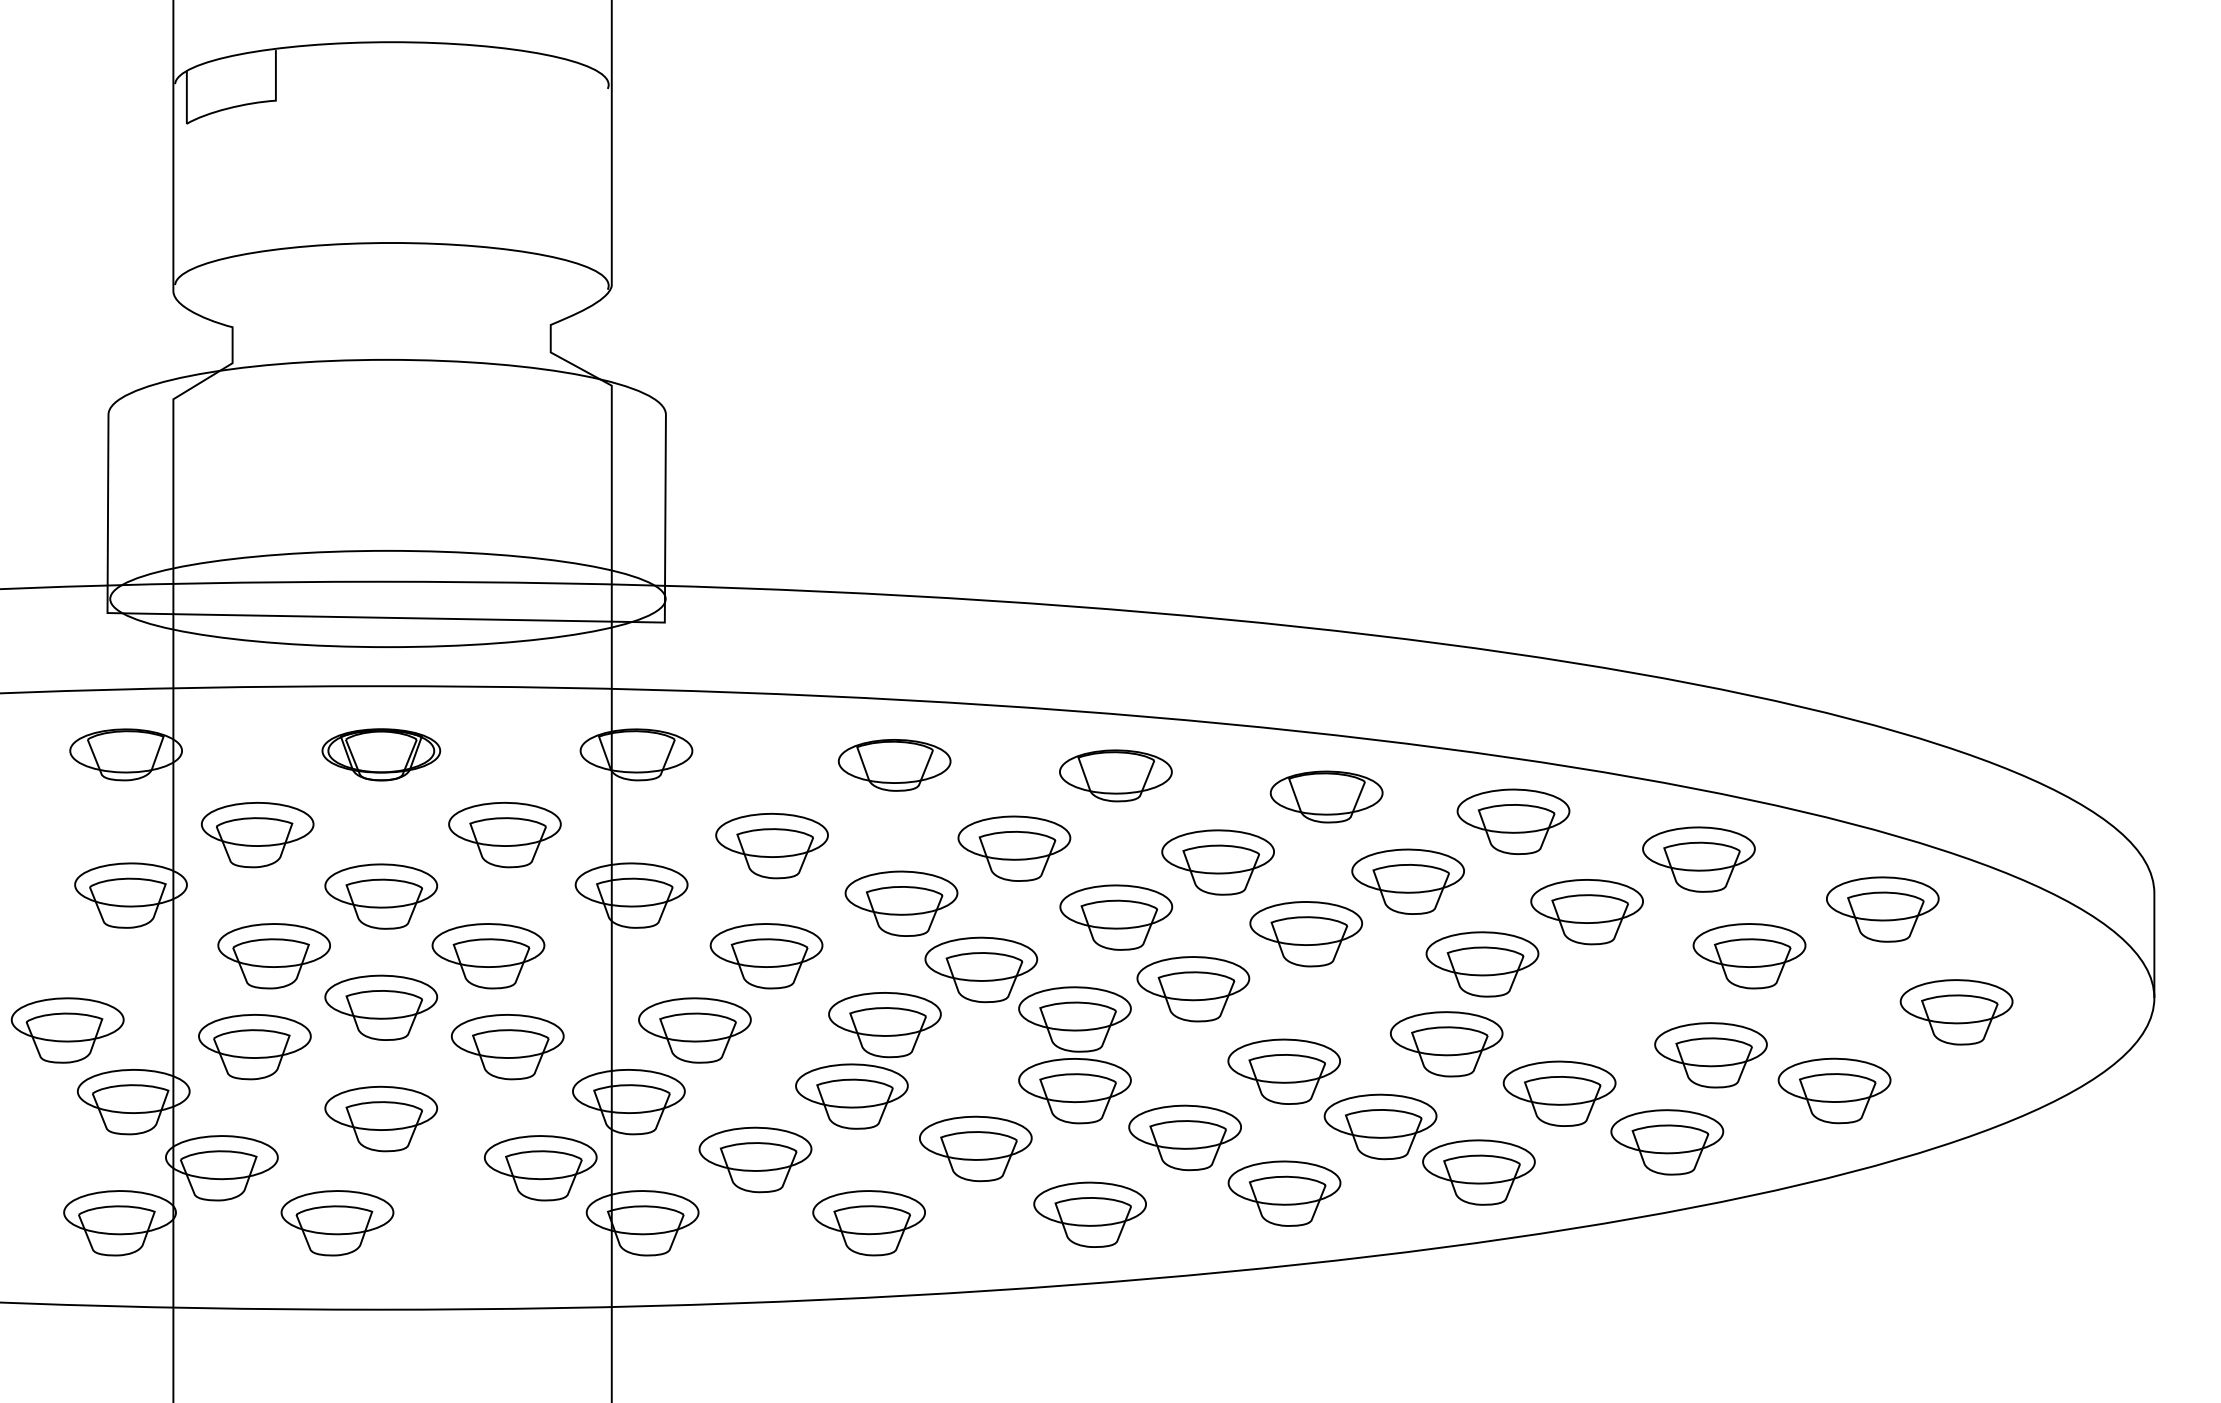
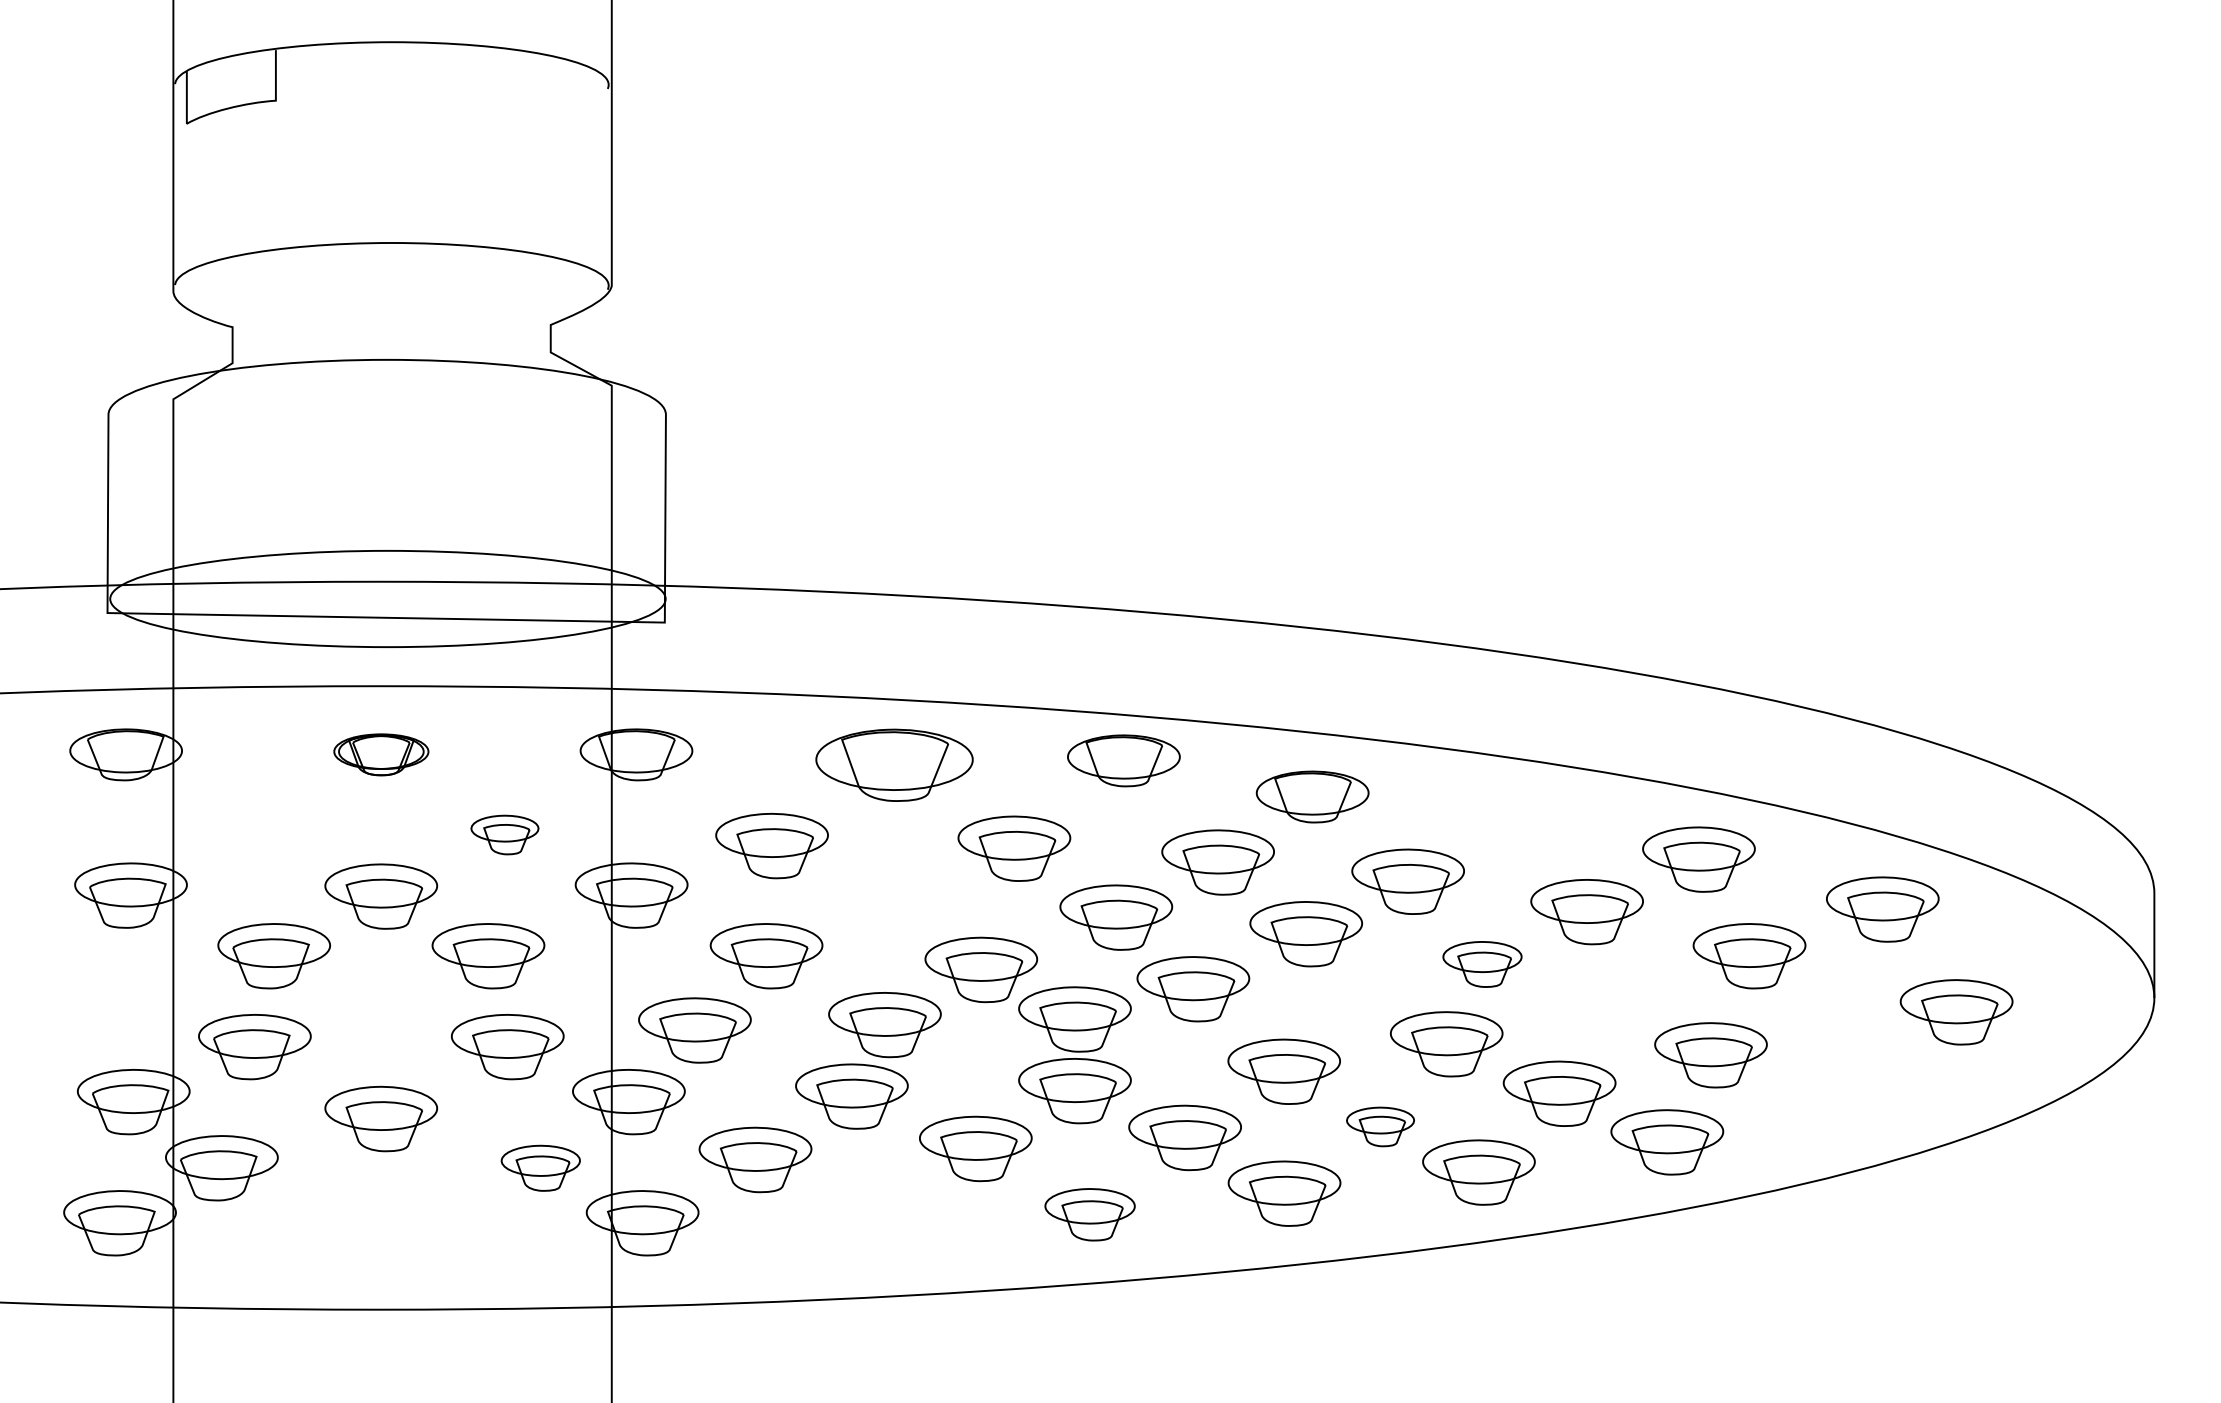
part size: 121x54 px -> 97x44 px (381, 754)
part size: 114x53 px -> 159x74 px (894, 764)
part position: (1115, 775) -> (1123, 760) (1123, 760)
part position: (1326, 796) -> (1312, 796) (1312, 796)
part: present -> none (1513, 821)
part size: 114x68 px -> 70x42 px (504, 834)
part: present -> none (257, 835)
part: present -> none (901, 903)
part size: 115x67 px -> 81x47 px (1482, 964)
part: present -> none (381, 1007)
part: present -> none (67, 1030)
part: present -> none (1834, 1090)
part size: 115x68 px -> 69x42 px (1380, 1126)
part size: 114x67 px -> 81x48 px (540, 1167)
part size: 114x67 px -> 92x54 px (1089, 1214)
part: present -> none (337, 1223)
part: present -> none (868, 1223)
